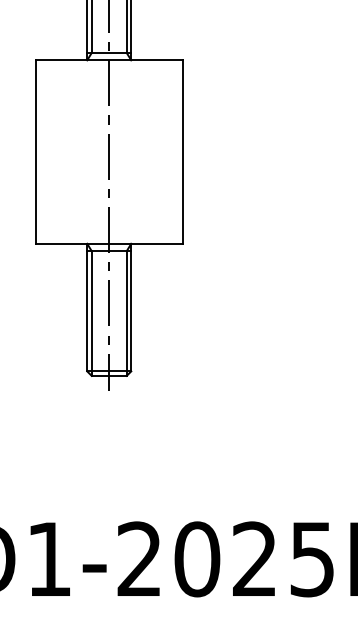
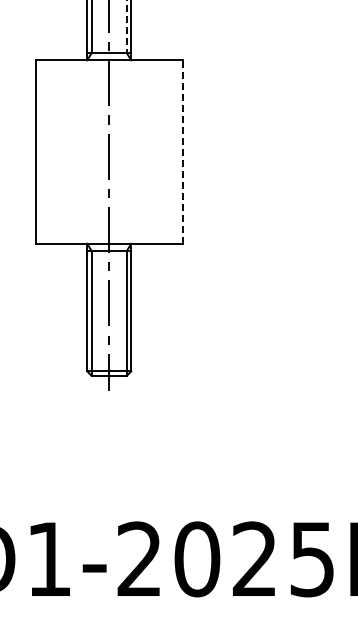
line: solid -> dashed (126, 27)
line: solid -> dashed (182, 152)
